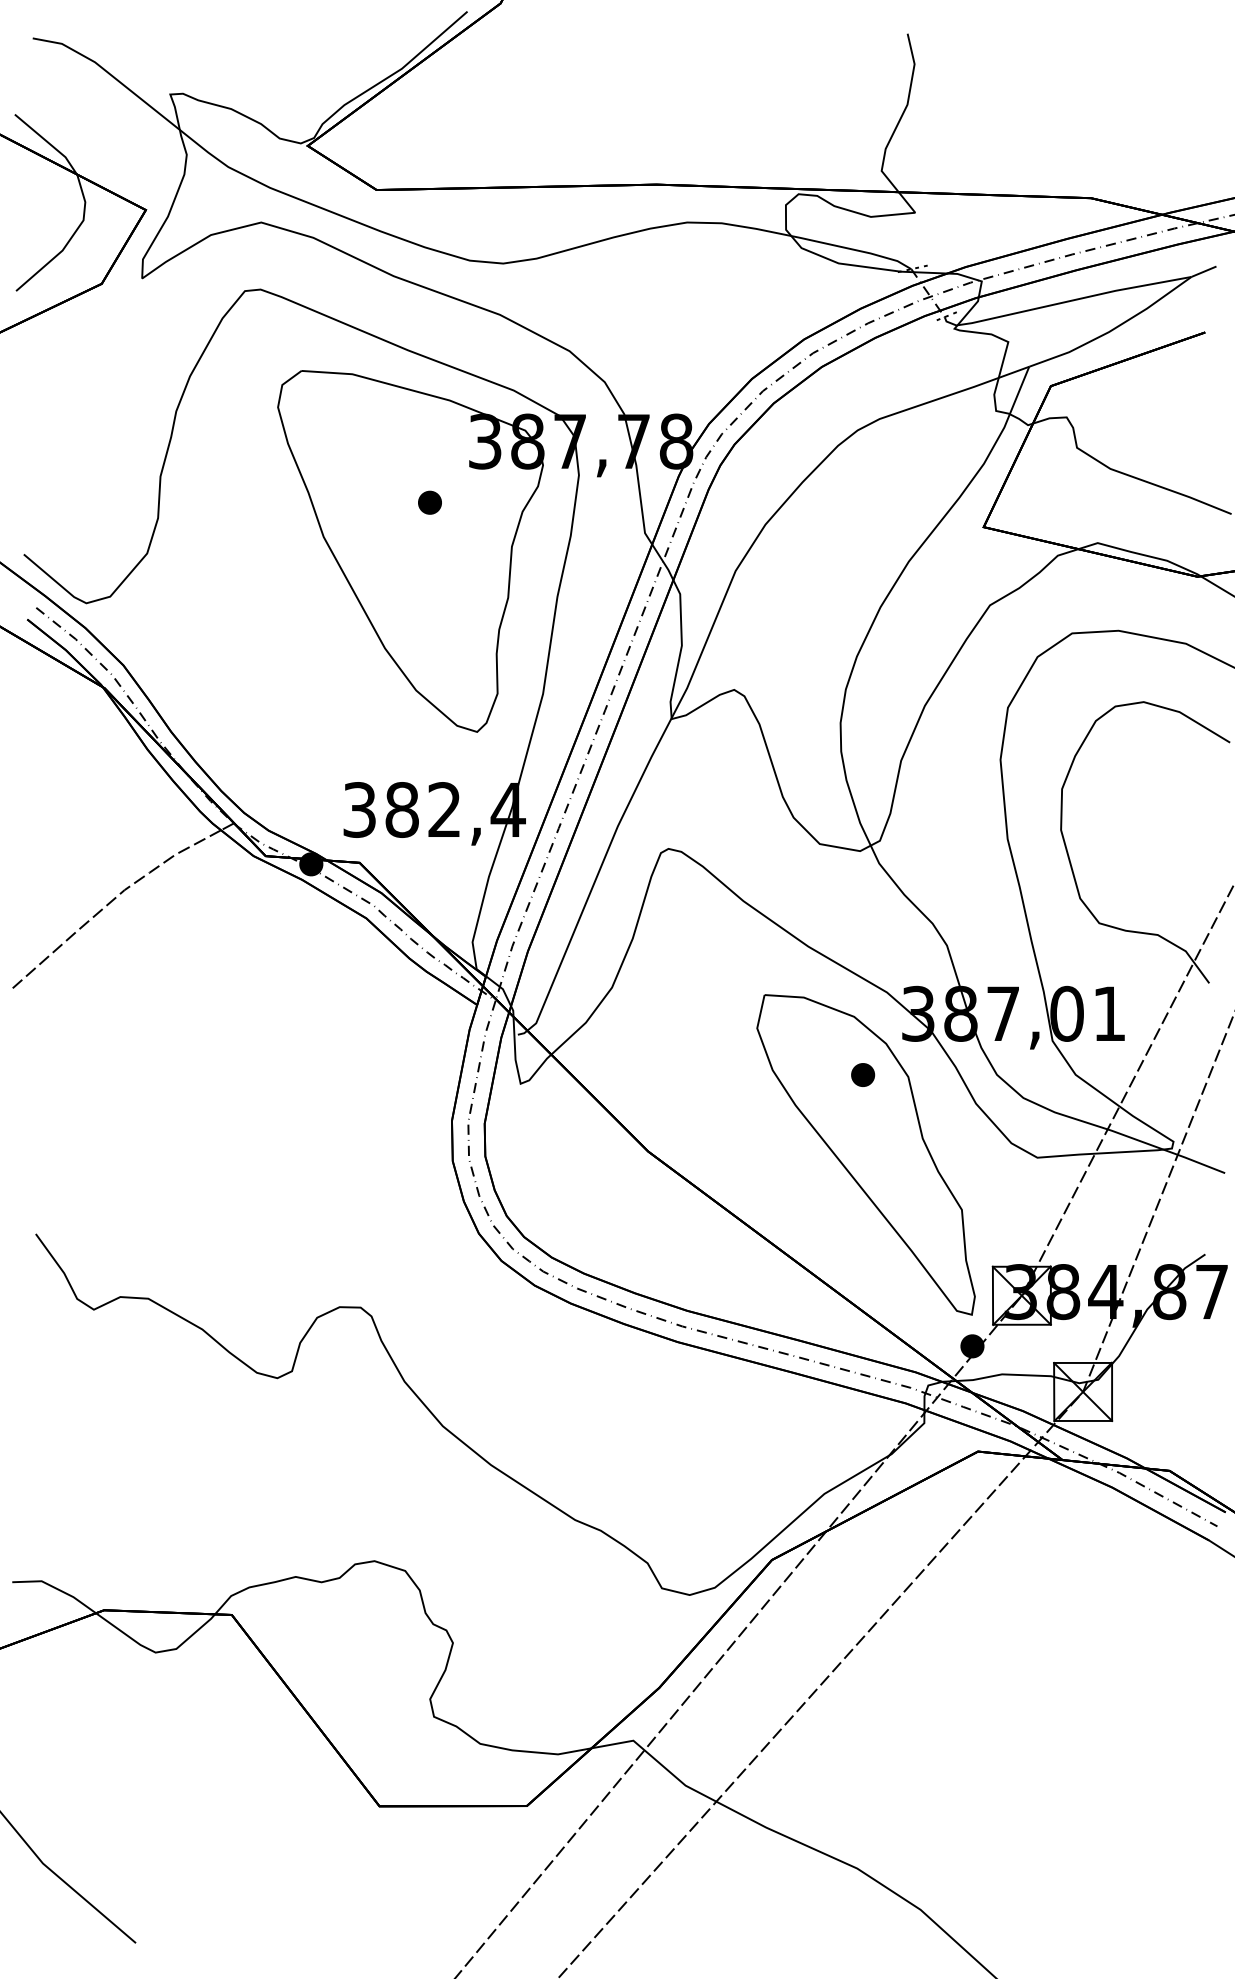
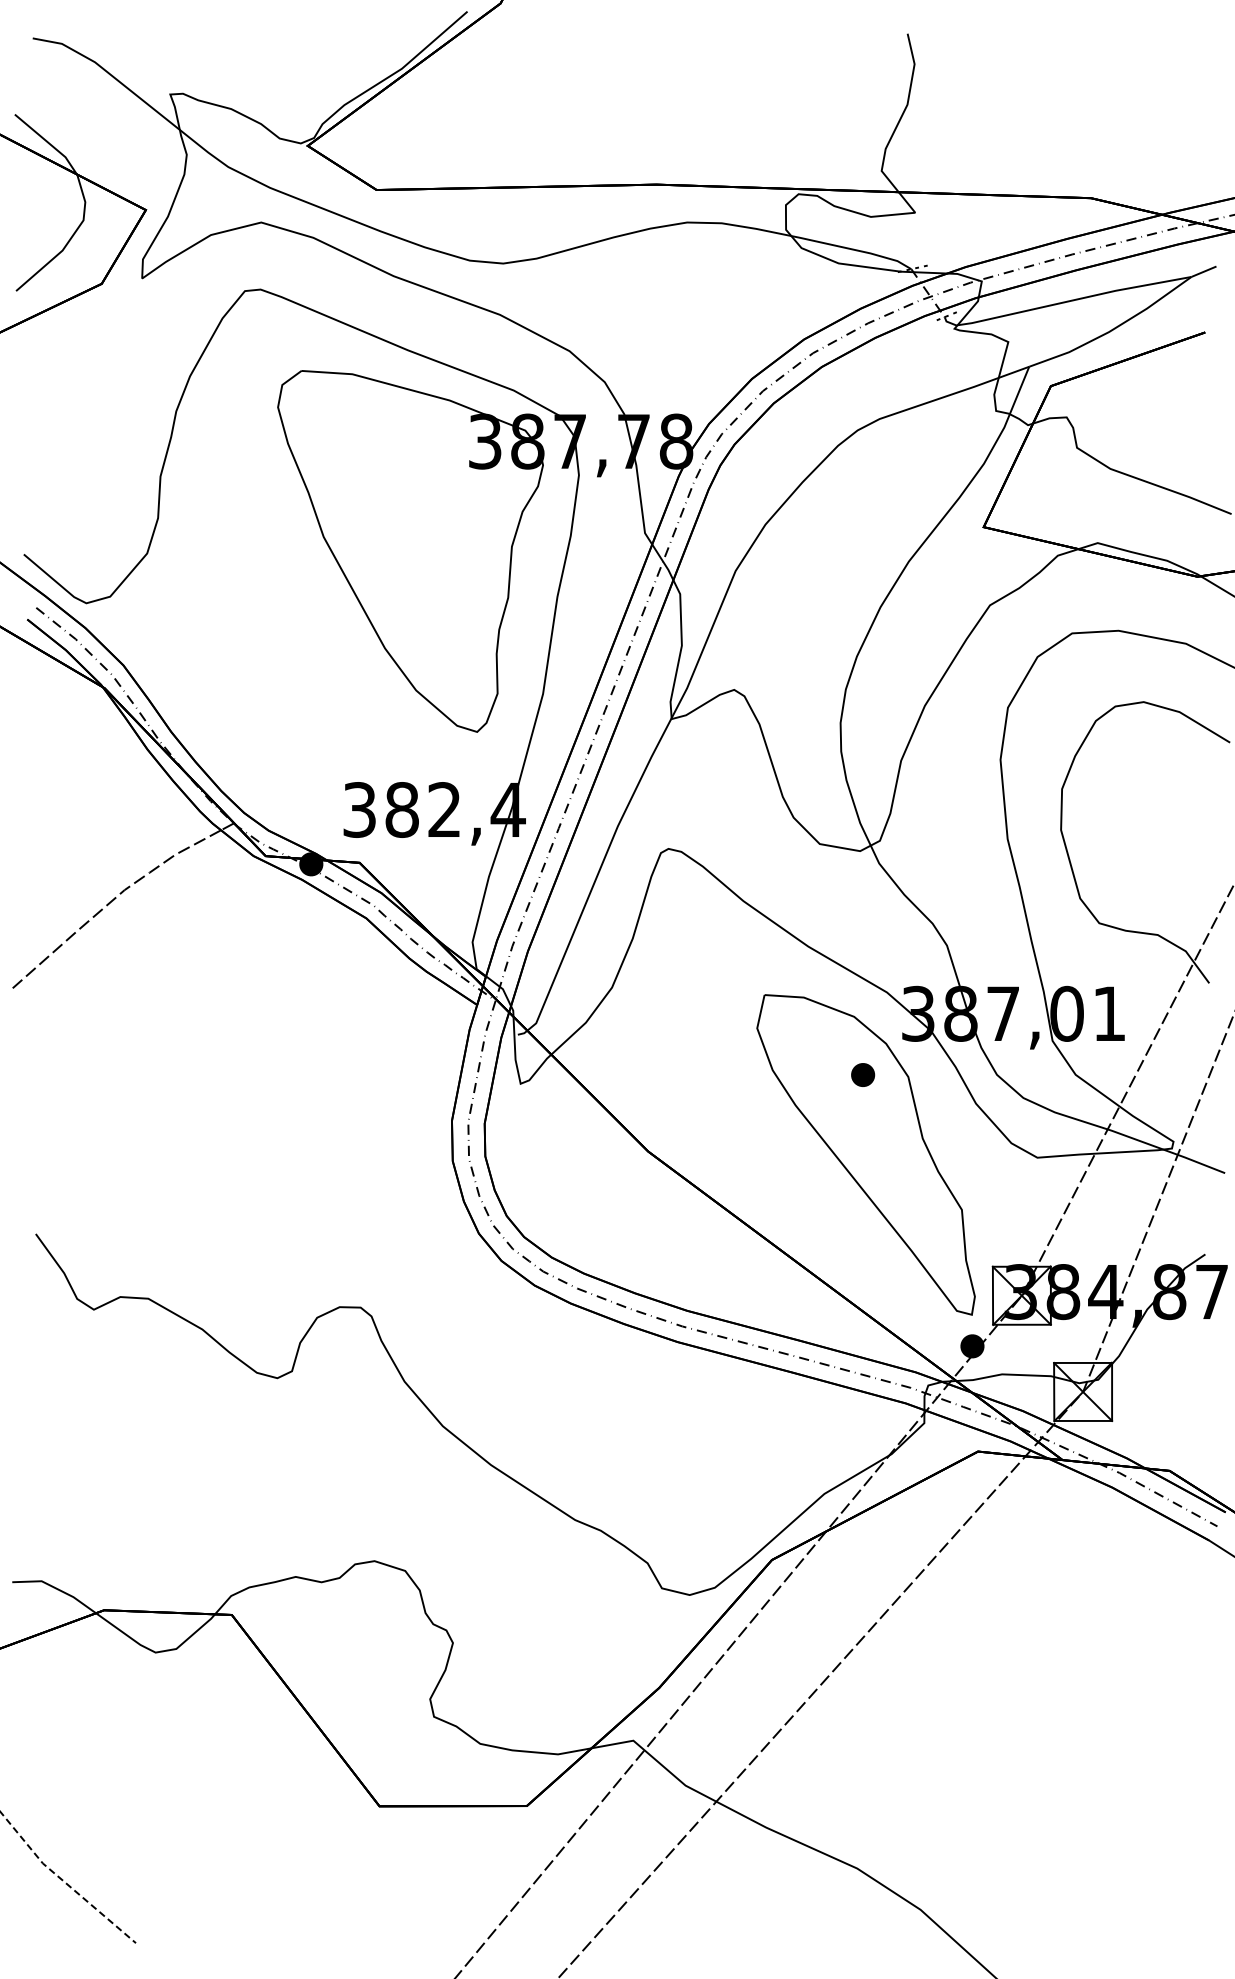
part: present -> none (429, 502)
line: solid -> dashed (64, 1881)
